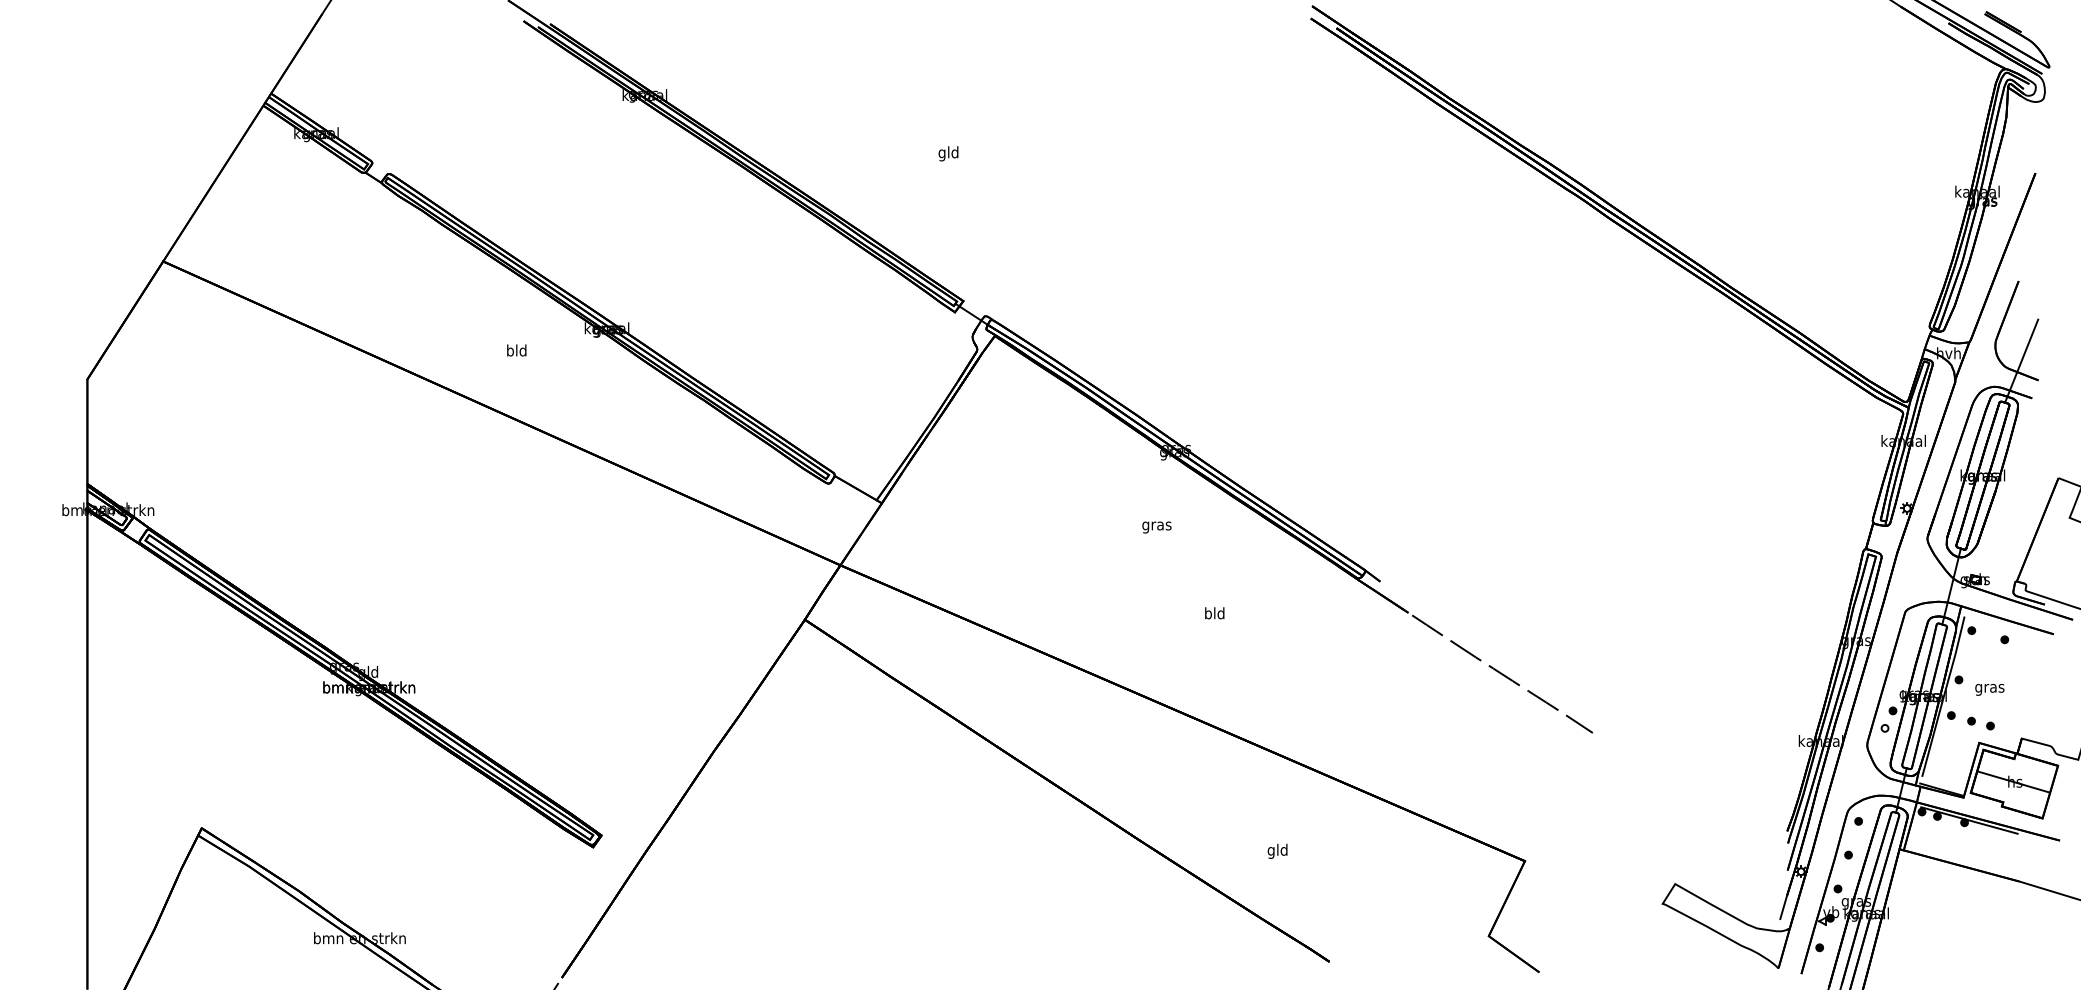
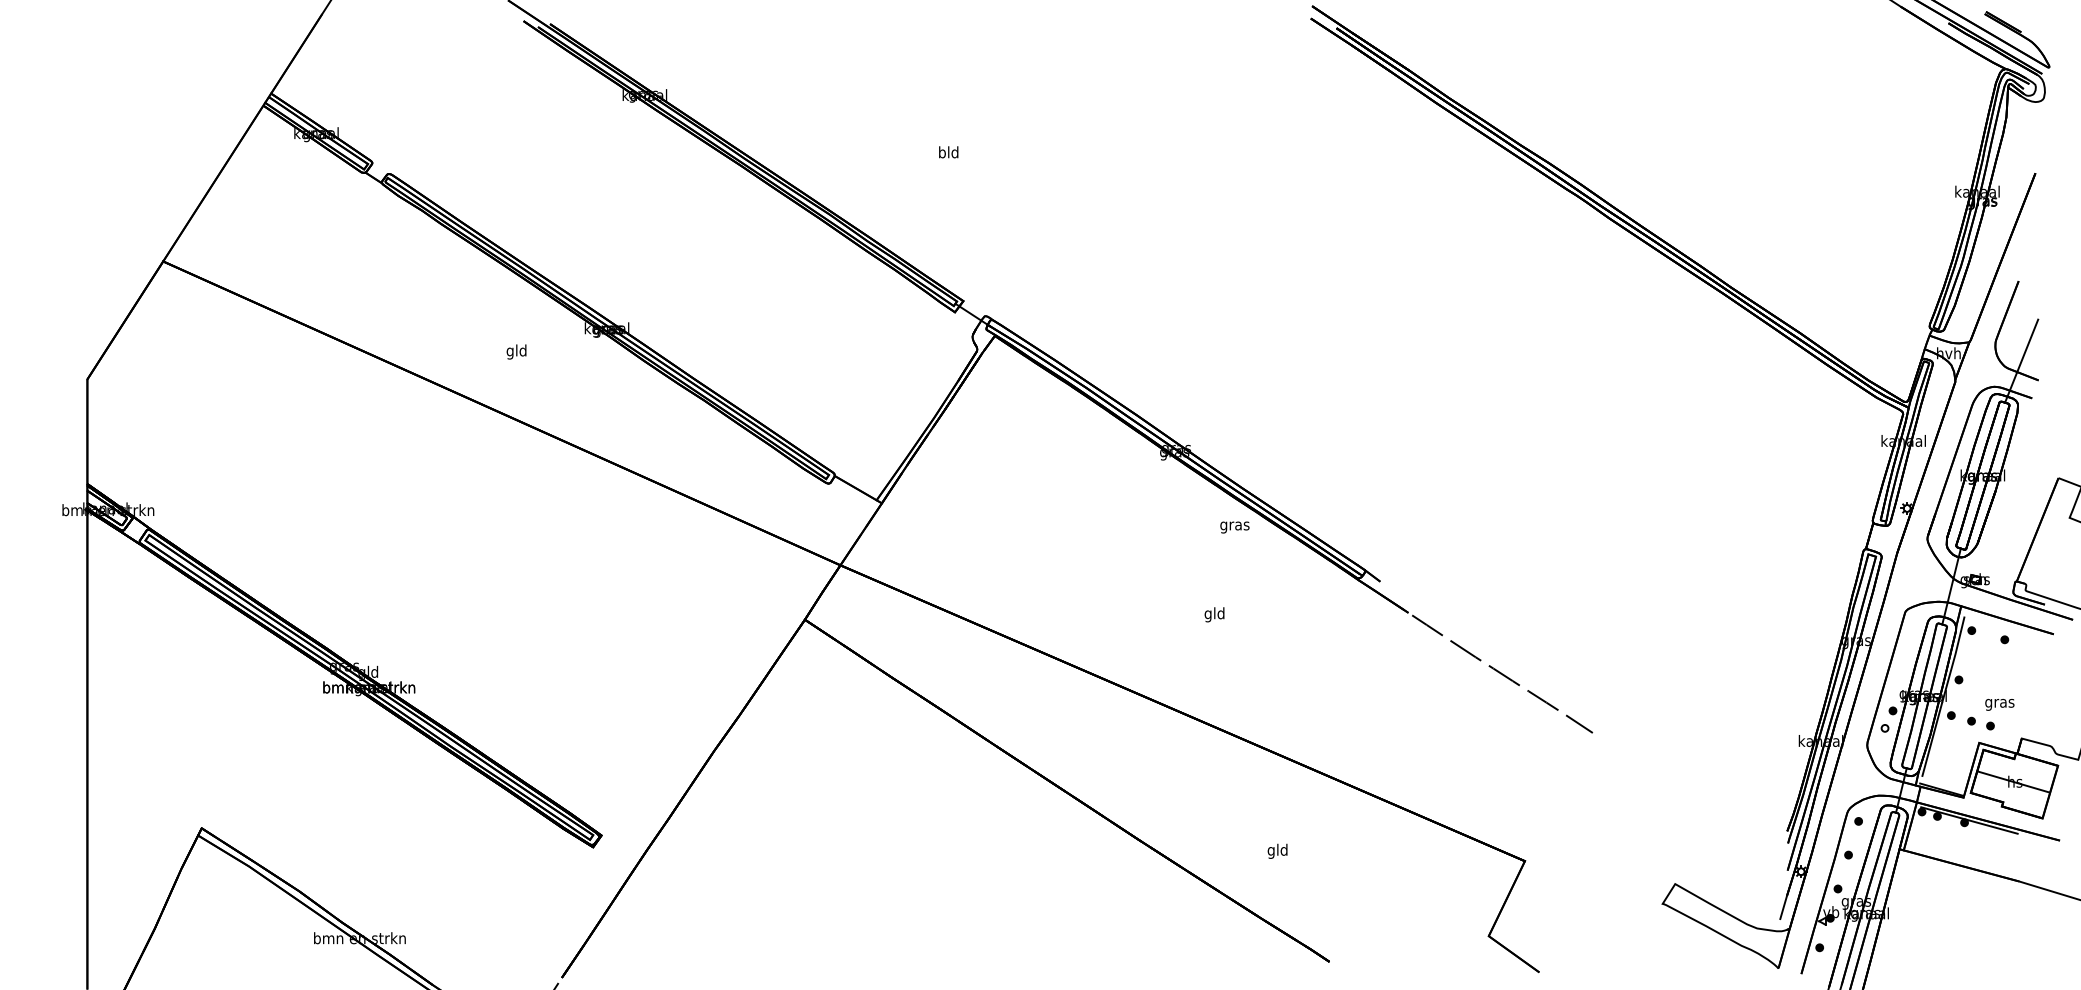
text: gld -> bld (941, 153)
text: bld -> gld (509, 351)
text position: (1156, 527) -> (1234, 527) (1234, 527)
text: bld -> gld (1207, 614)
text position: (1989, 689) -> (1999, 704) (1999, 704)
